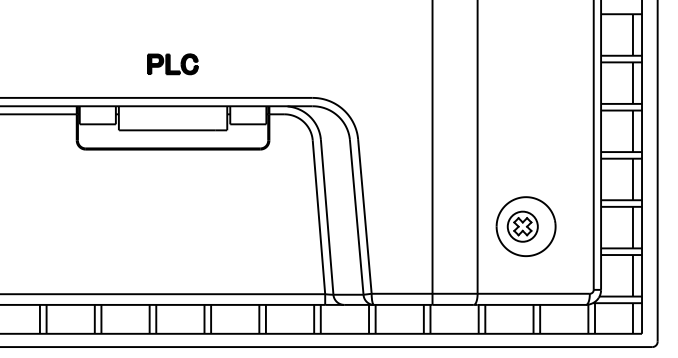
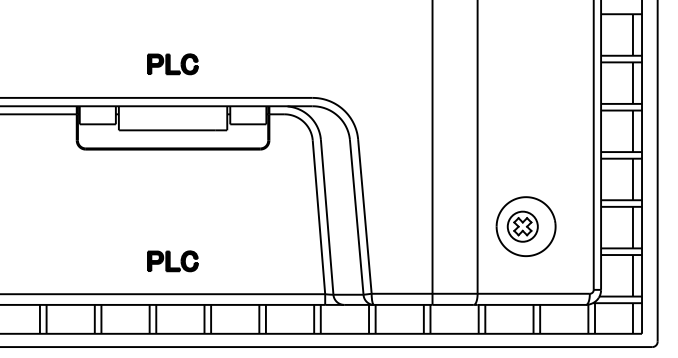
part: none -> present (172, 261)
